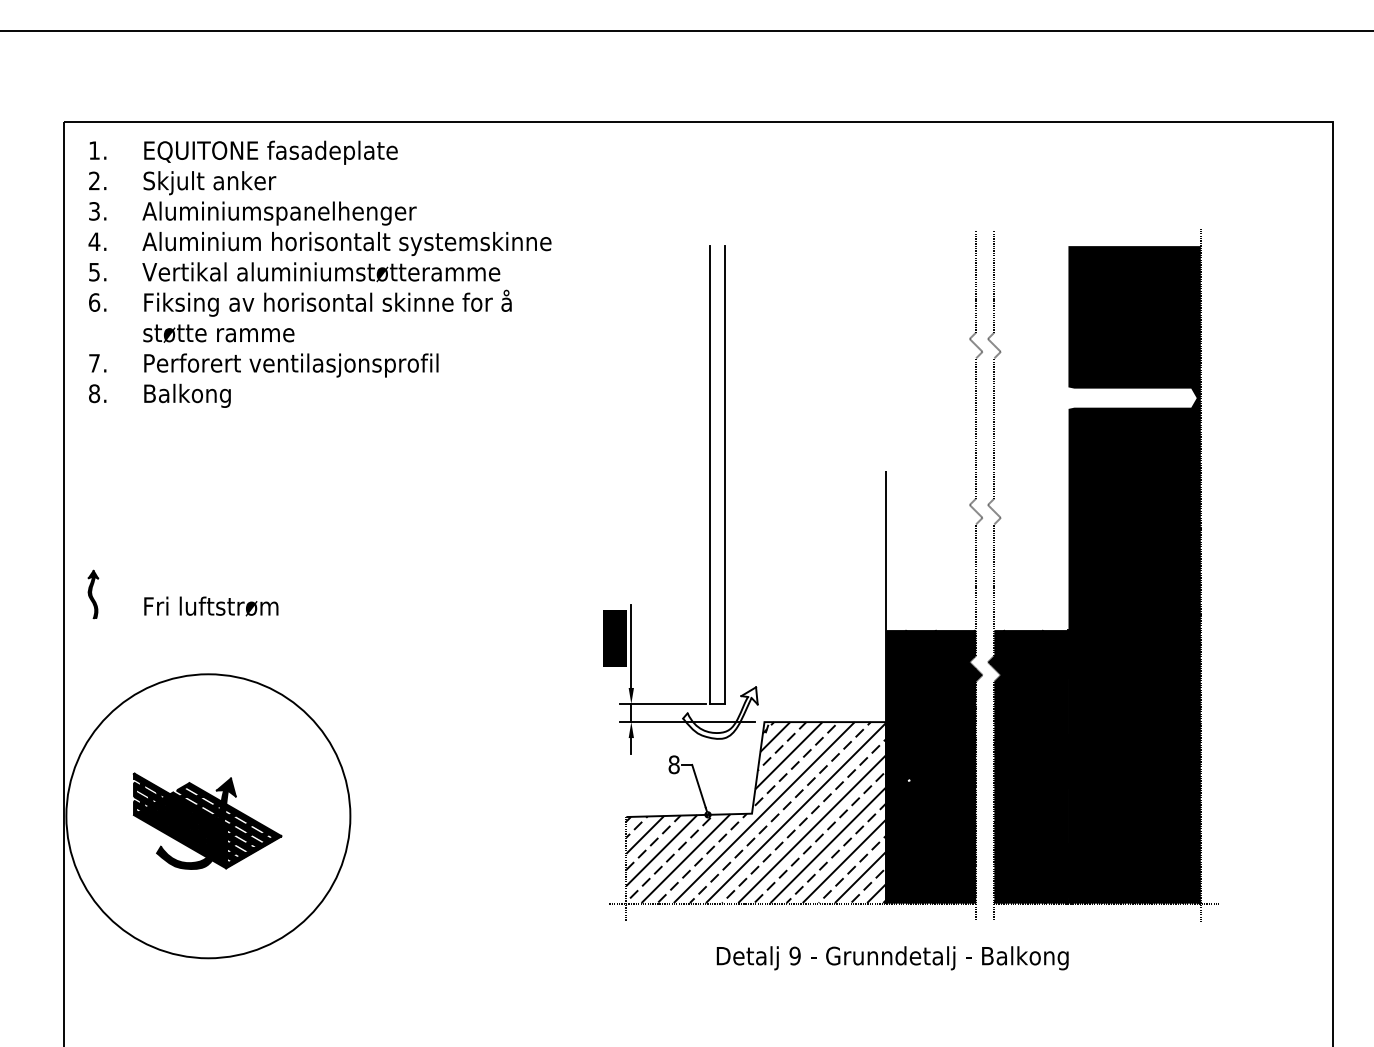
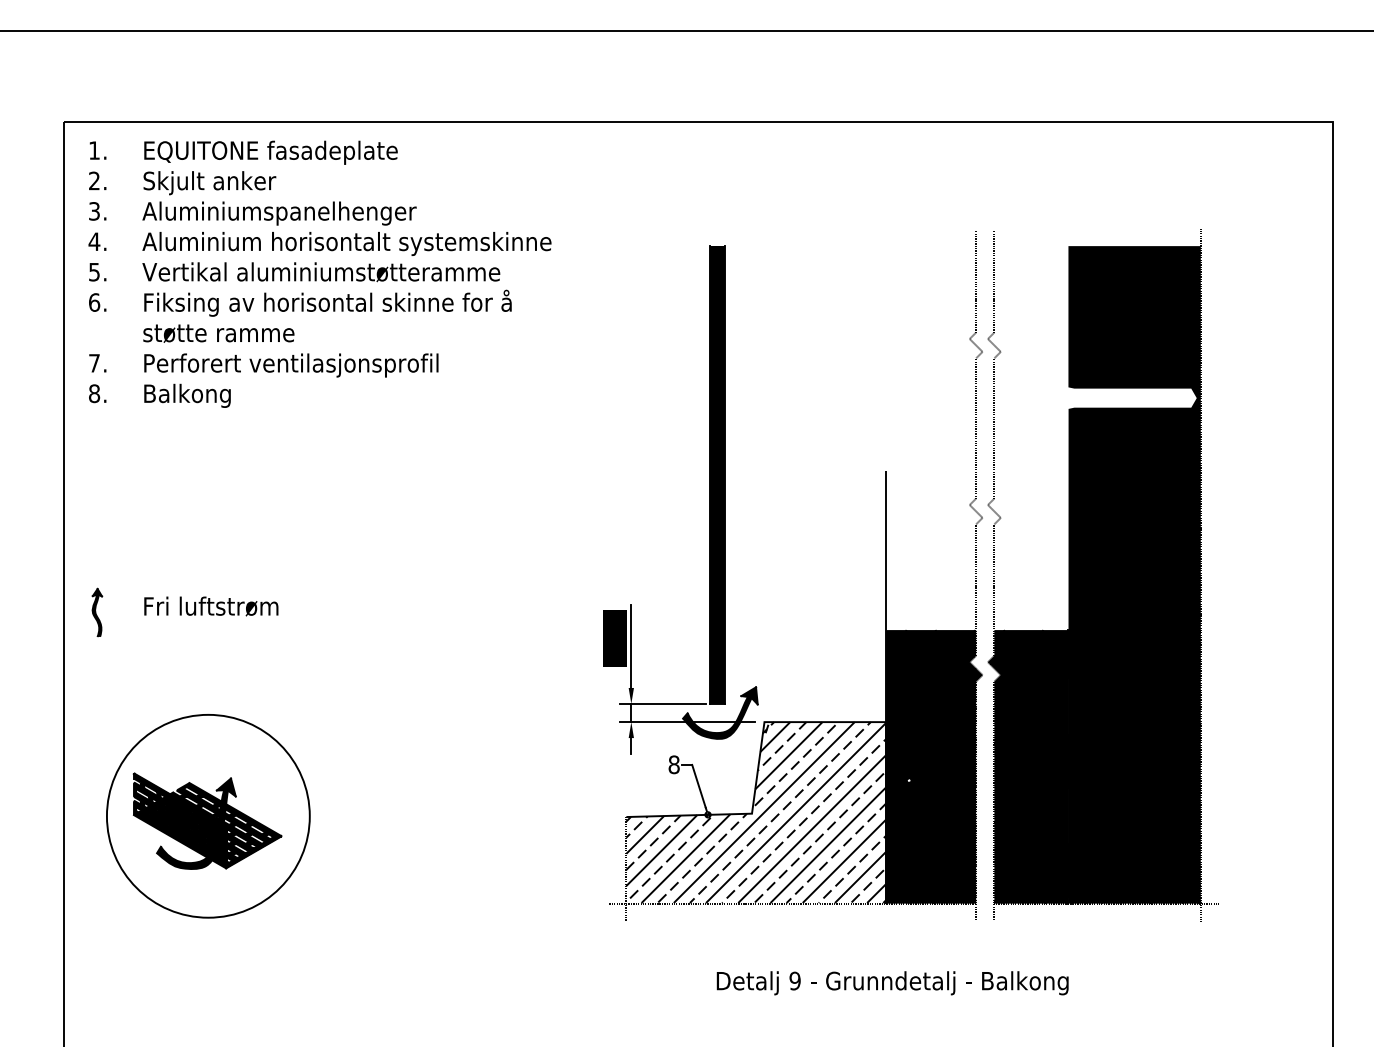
fill: none -> present (716, 474)
part position: (93, 594) -> (97, 612) (97, 612)
fill: none -> present (720, 712)
circle diameter: 284 px -> 203 px (207, 815)
text position: (892, 958) -> (892, 983) (892, 983)
